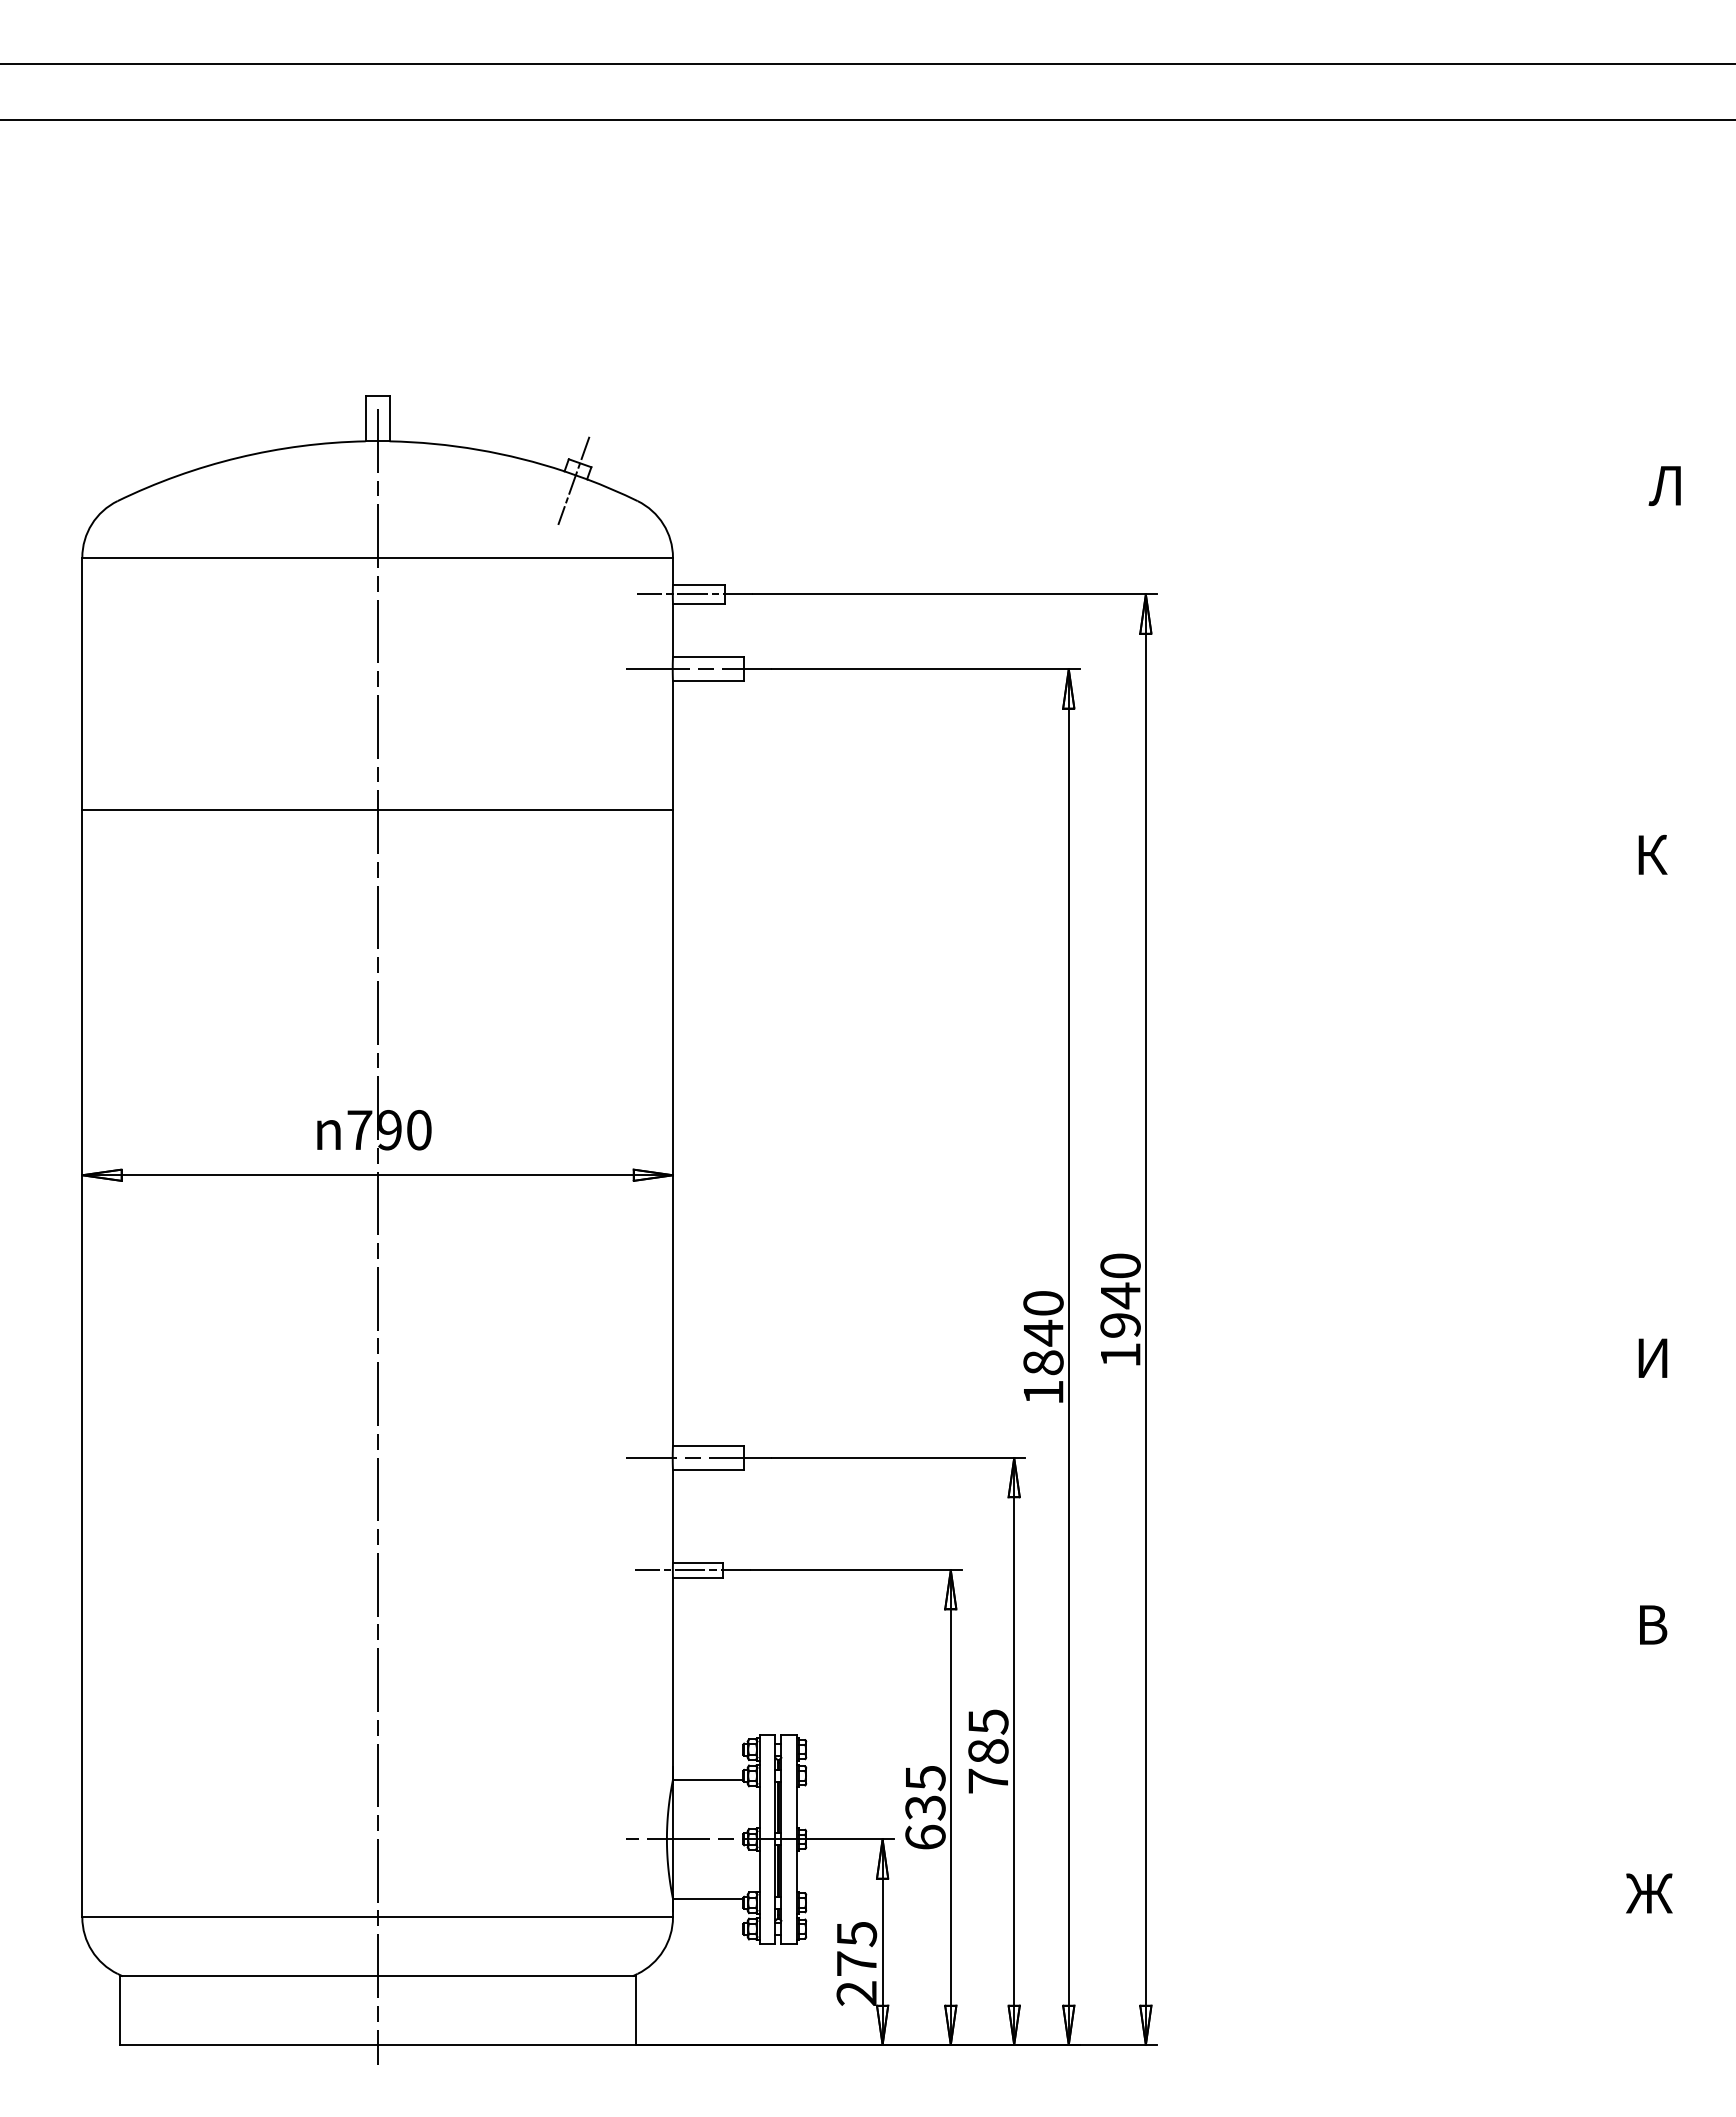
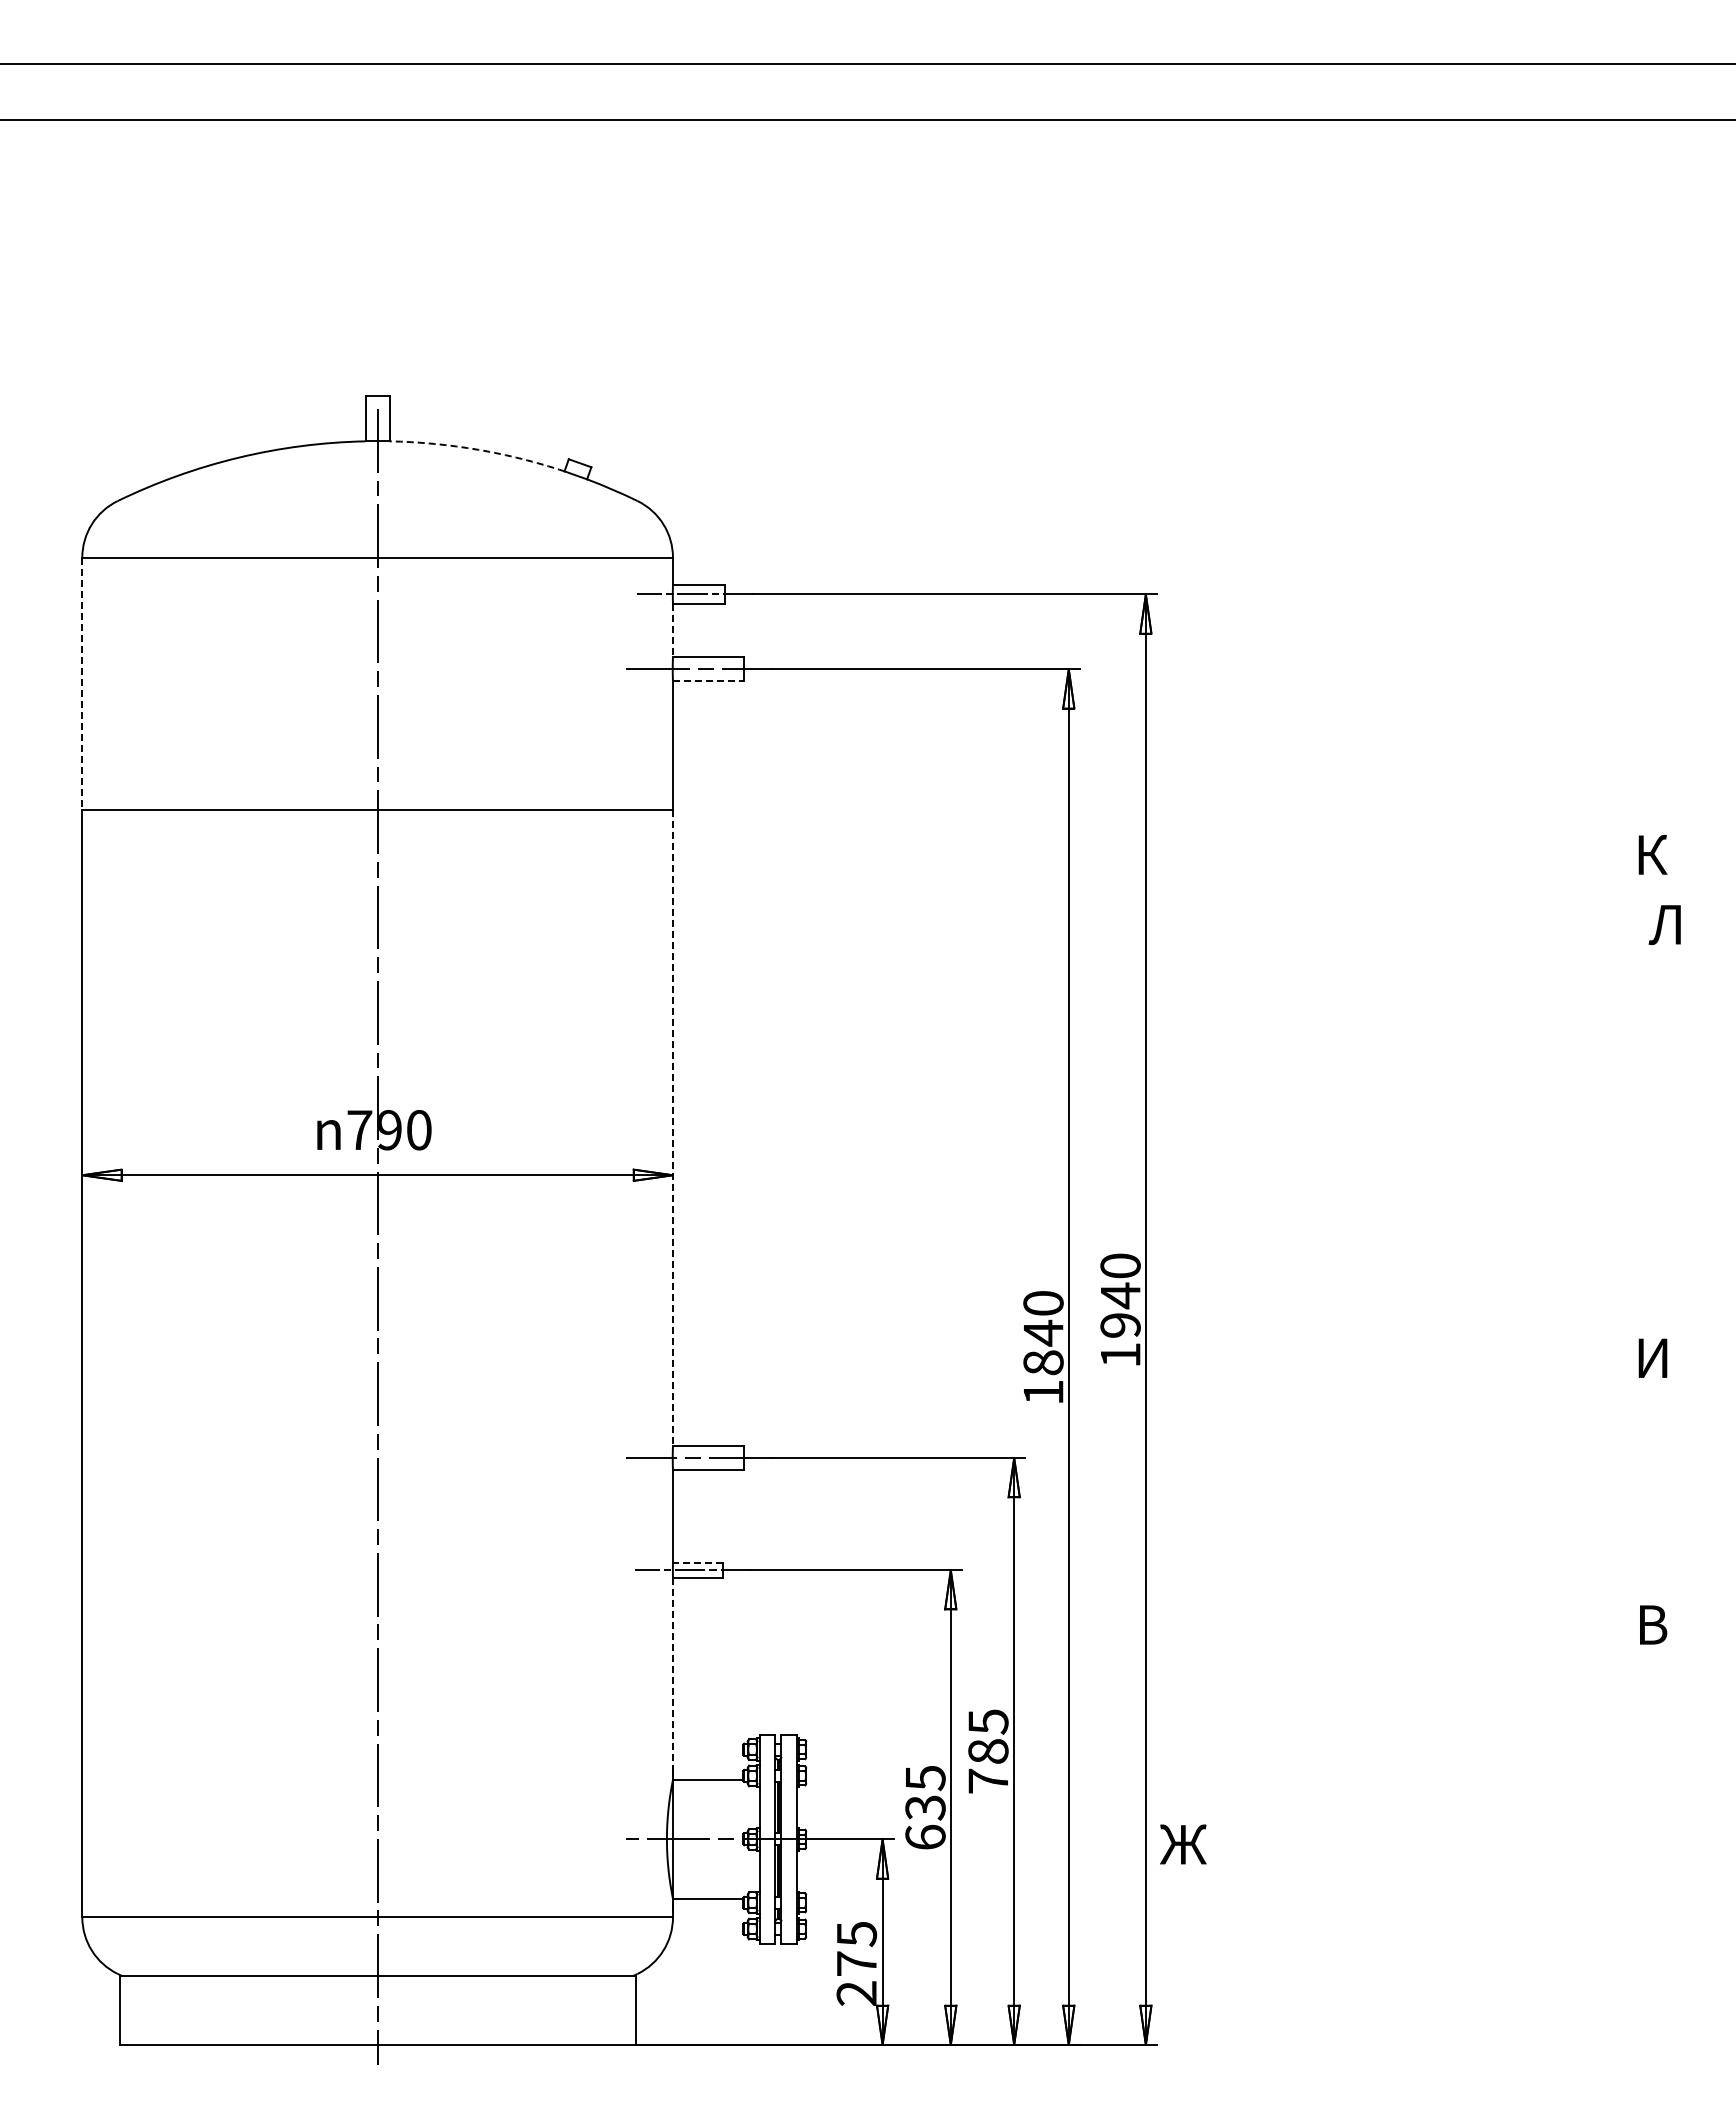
arc: solid -> dashed (478, 449)
line: present -> none (573, 480)
text position: (1664, 485) -> (1664, 924) (1664, 924)
line: solid -> dashed (672, 630)
line: solid -> dashed (708, 681)
line: solid -> dashed (82, 684)
line: solid -> dashed (672, 1128)
line: solid -> dashed (697, 1562)
line: solid -> dashed (672, 1679)
text position: (1649, 1893) -> (1183, 1844) (1183, 1844)
